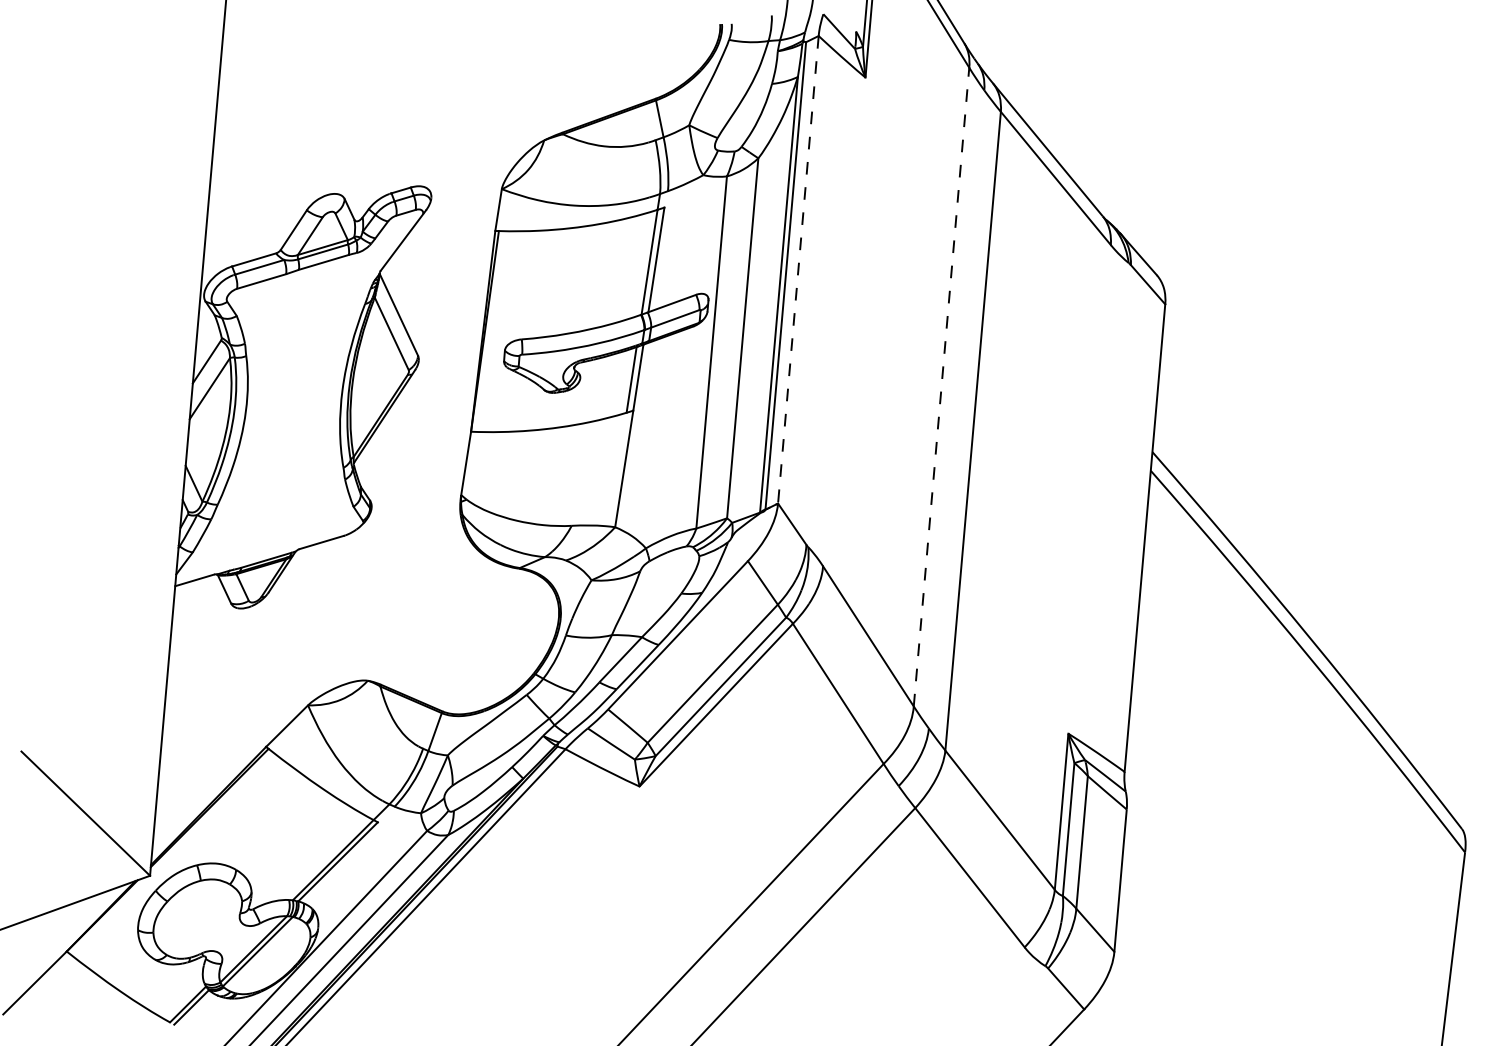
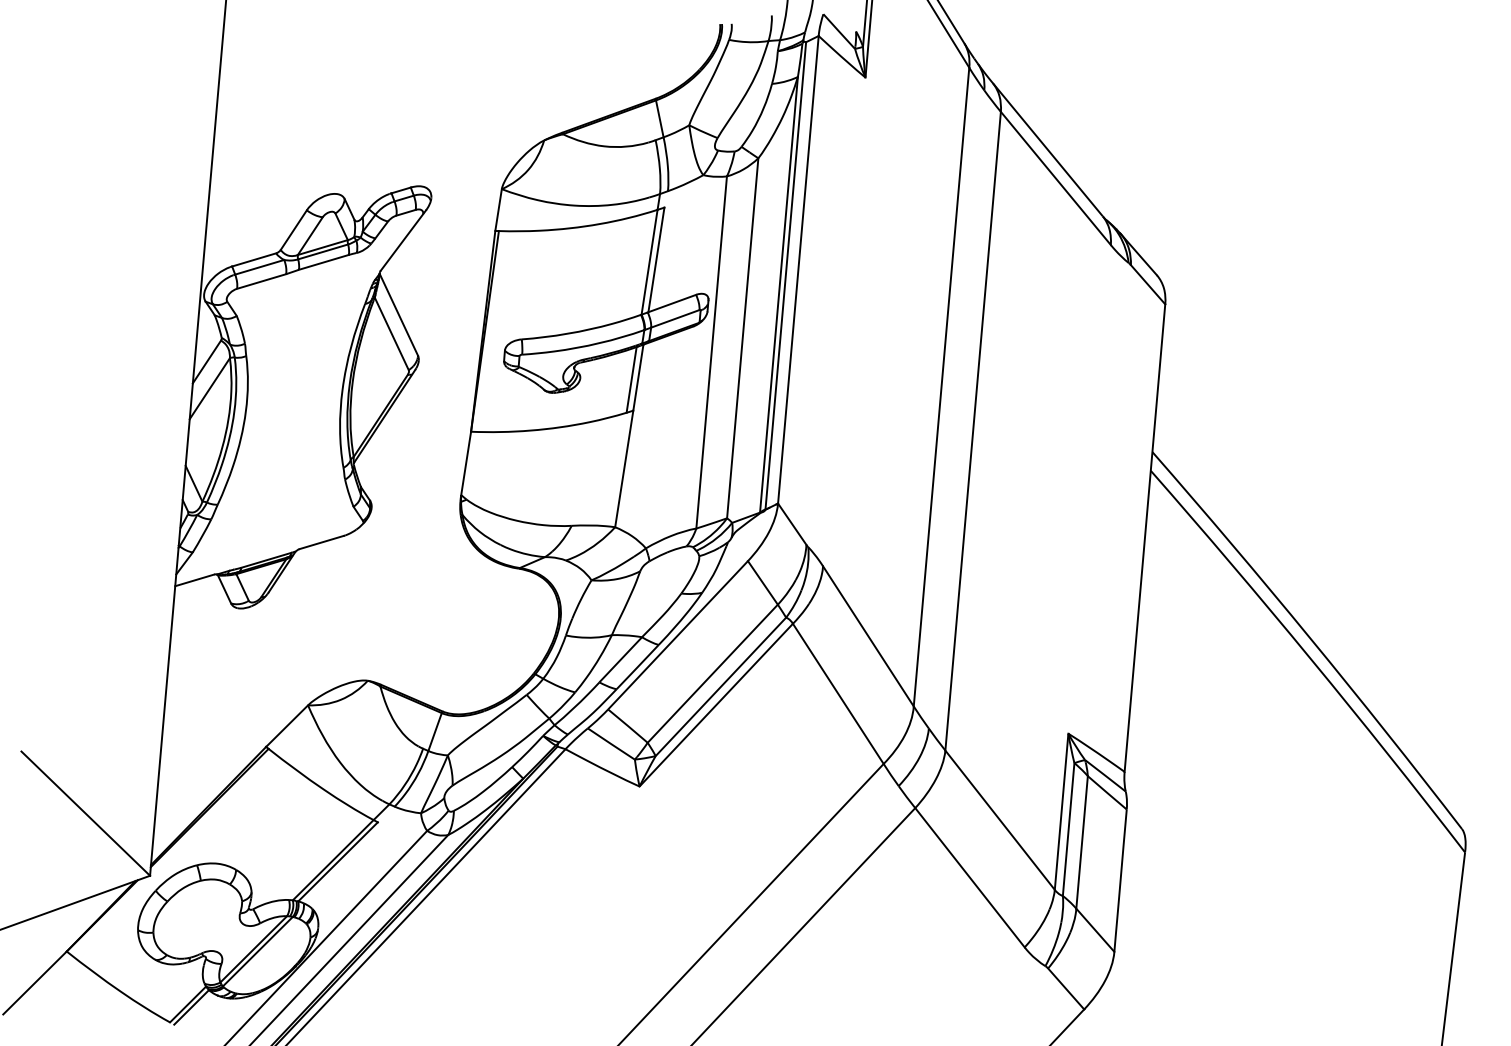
line: dashed -> solid (798, 269)
line: dashed -> solid (941, 387)
